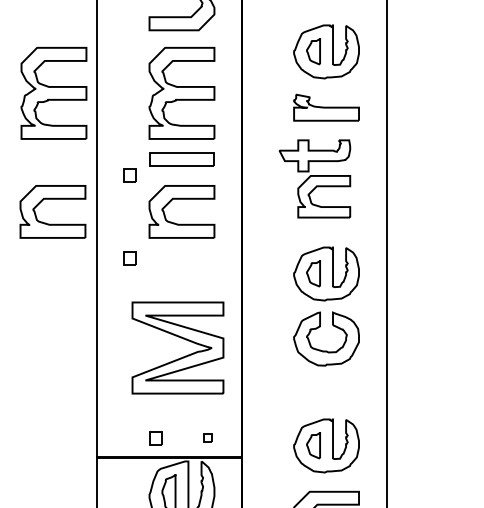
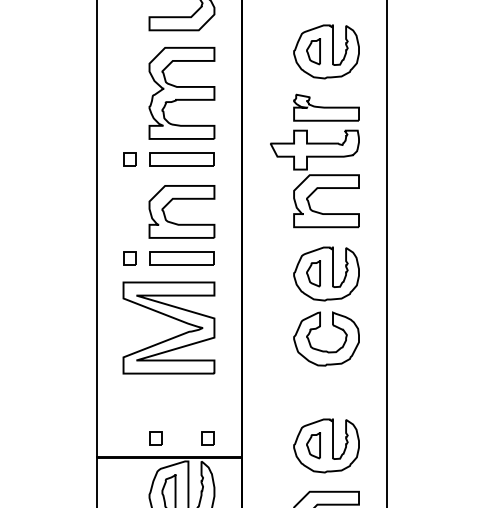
part: present -> none (53, 93)
part position: (129, 175) -> (129, 159) (129, 159)
part size: 74x80 px -> 90x100 px (314, 178)
part: present -> none (52, 199)
part: none -> present (181, 258)
part position: (180, 338) -> (171, 318) (171, 318)
part size: 10x10 px -> 14x15 px (207, 438)
